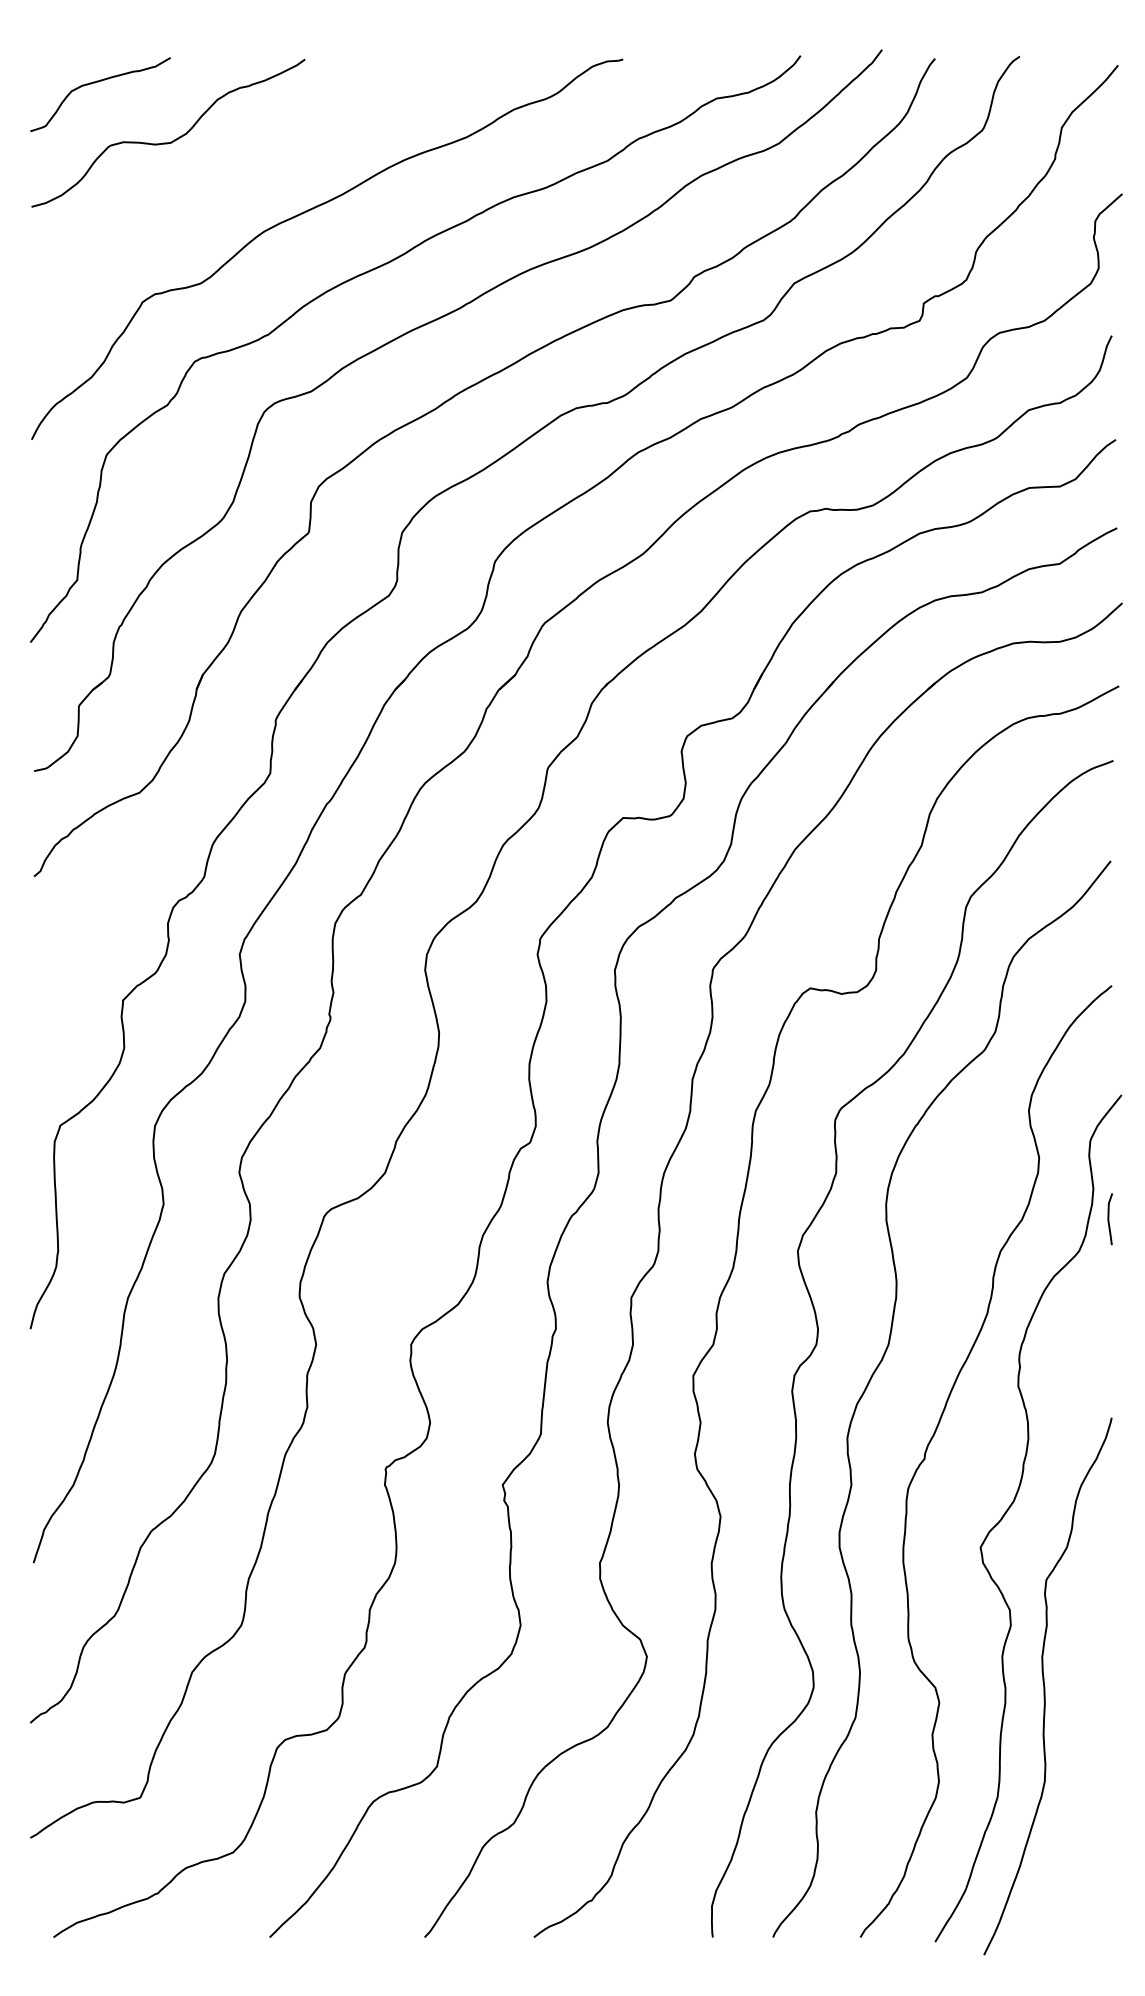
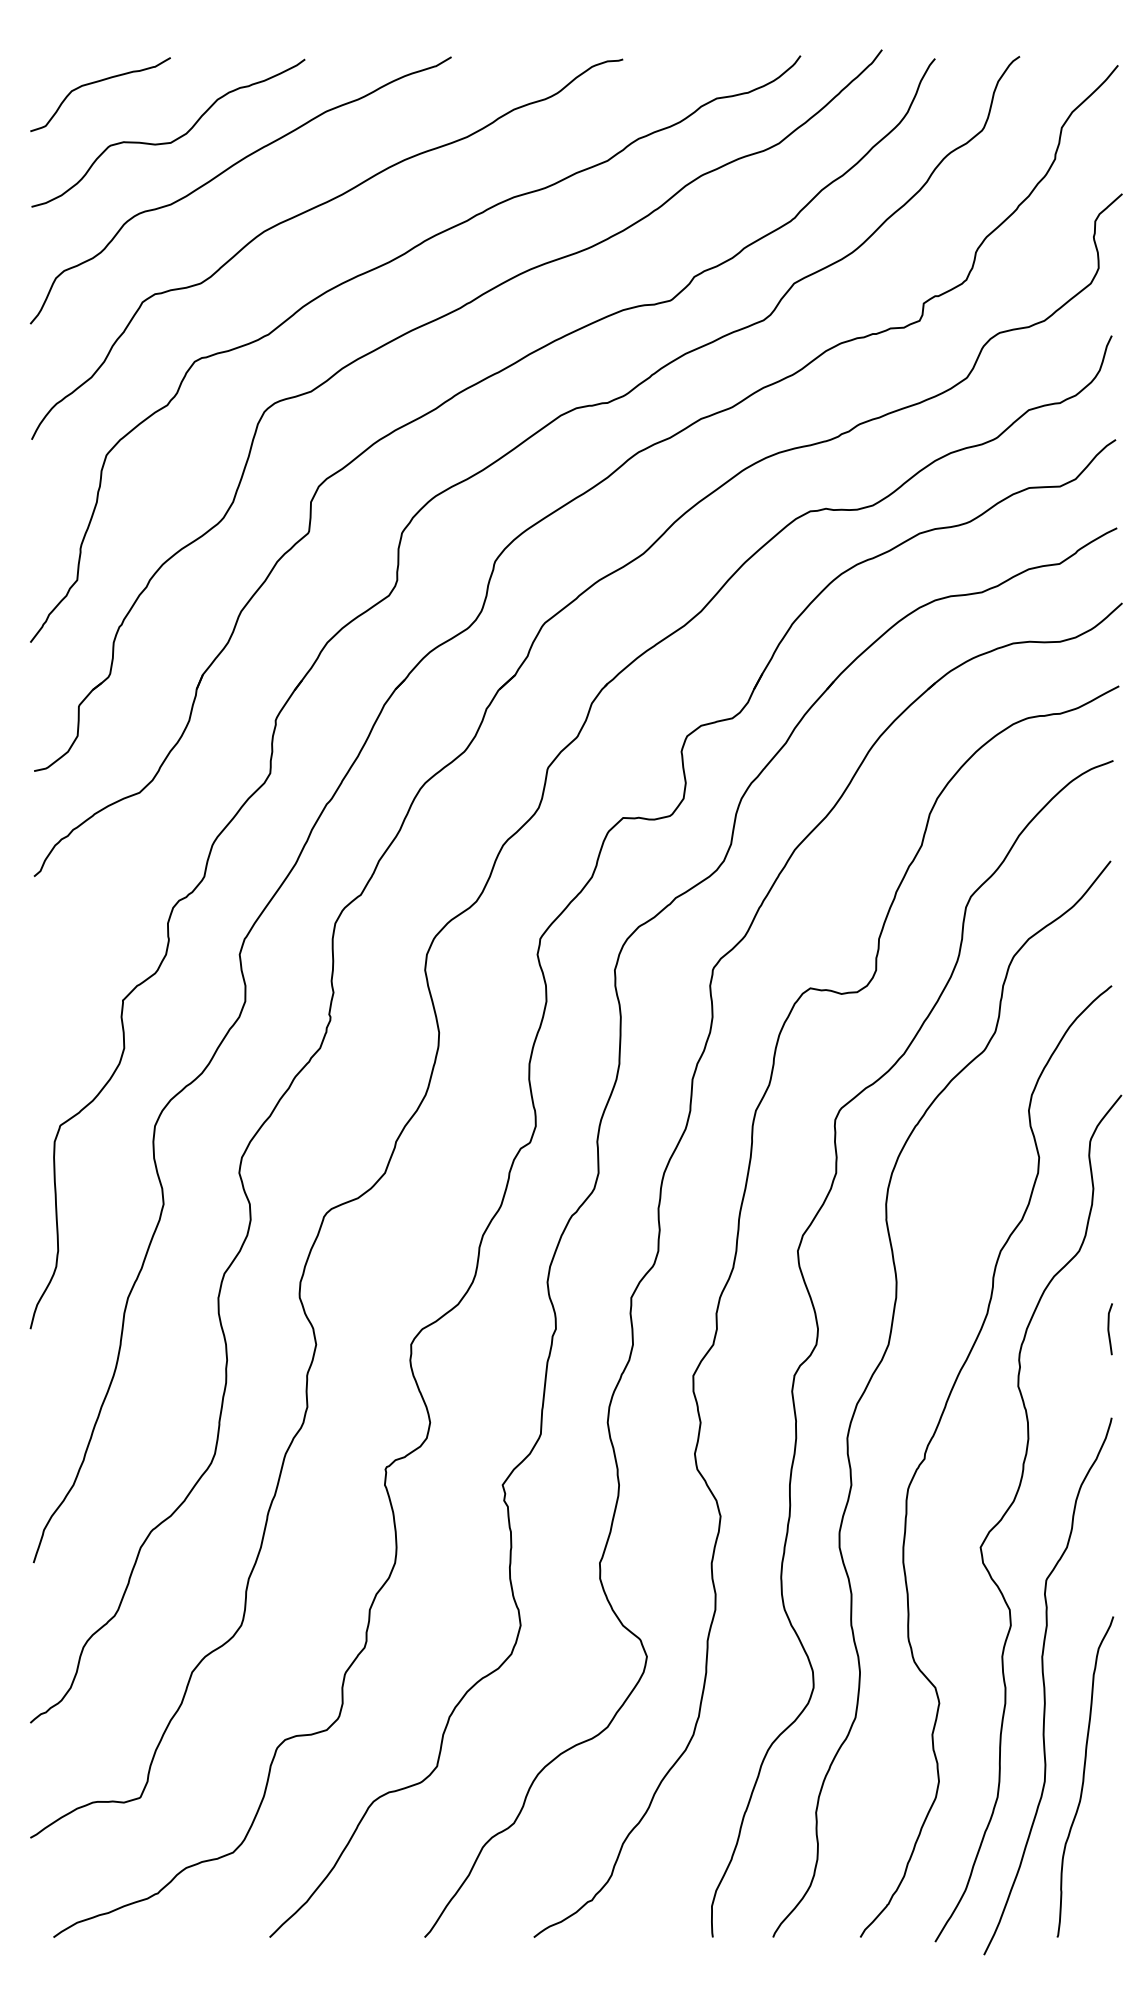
curve: none -> present (226, 171)
curve position: (1109, 1219) -> (1109, 1329) (1109, 1329)
curve: none -> present (1084, 1776)
